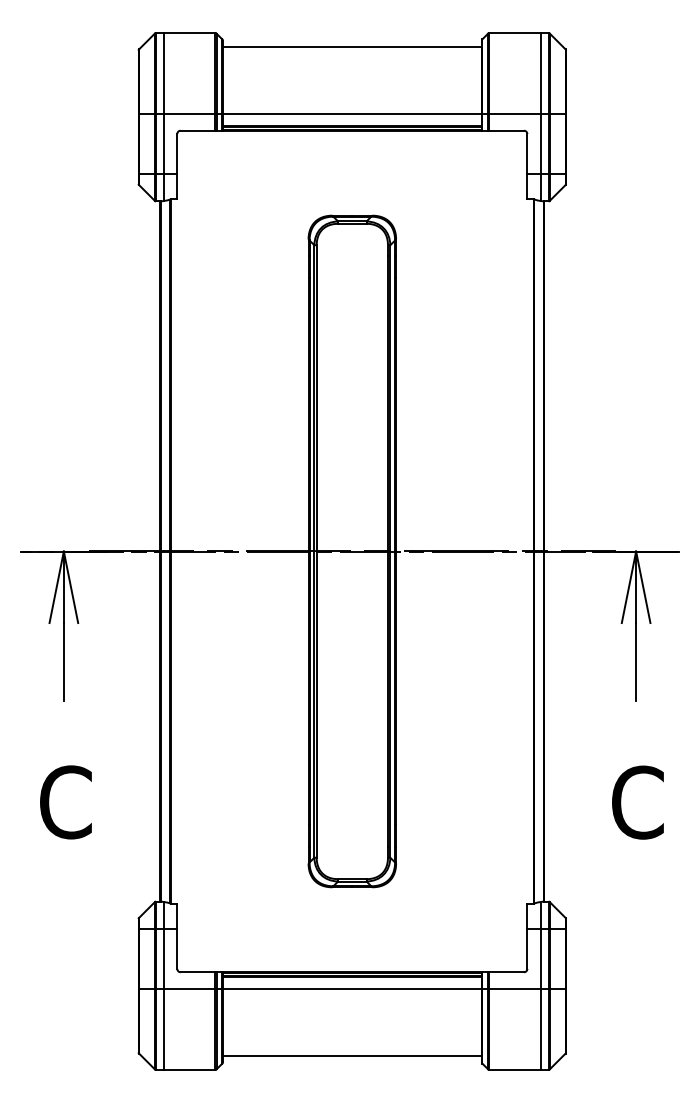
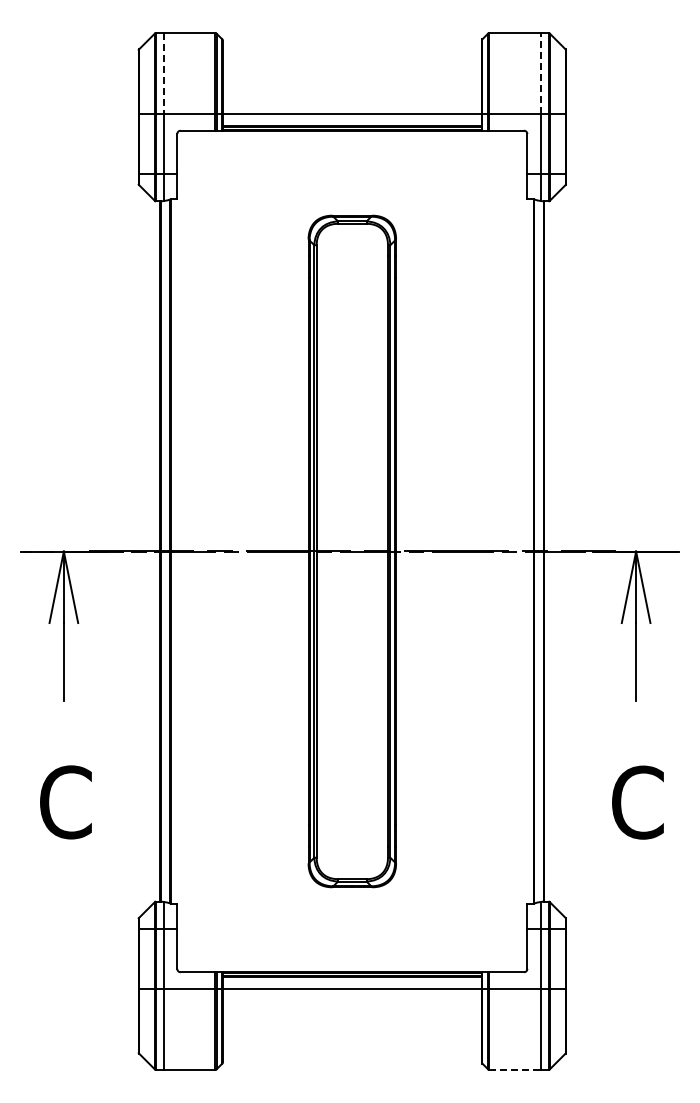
line: present -> none (351, 46)
line: solid -> dashed (540, 72)
line: solid -> dashed (163, 73)
line: present -> none (351, 1056)
line: solid -> dashed (515, 1069)
